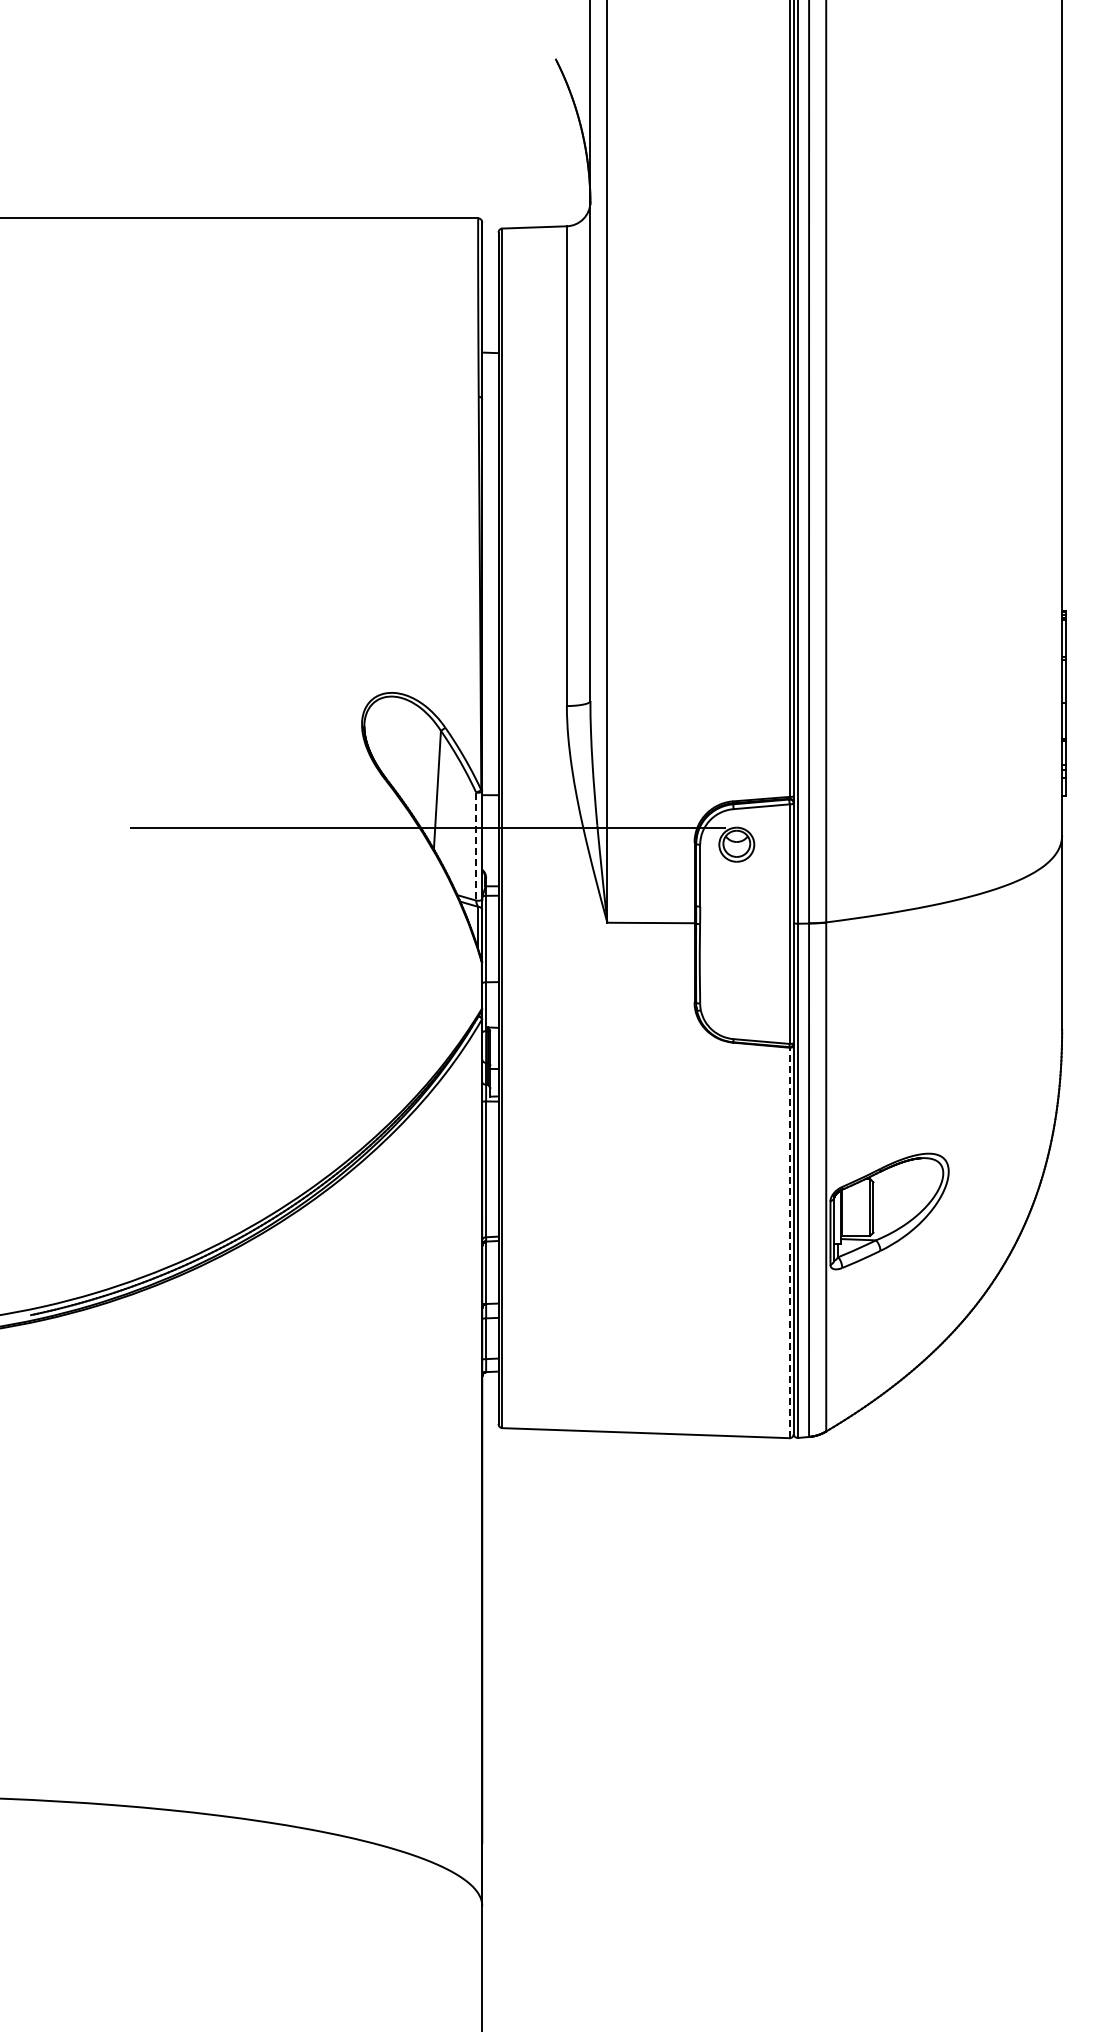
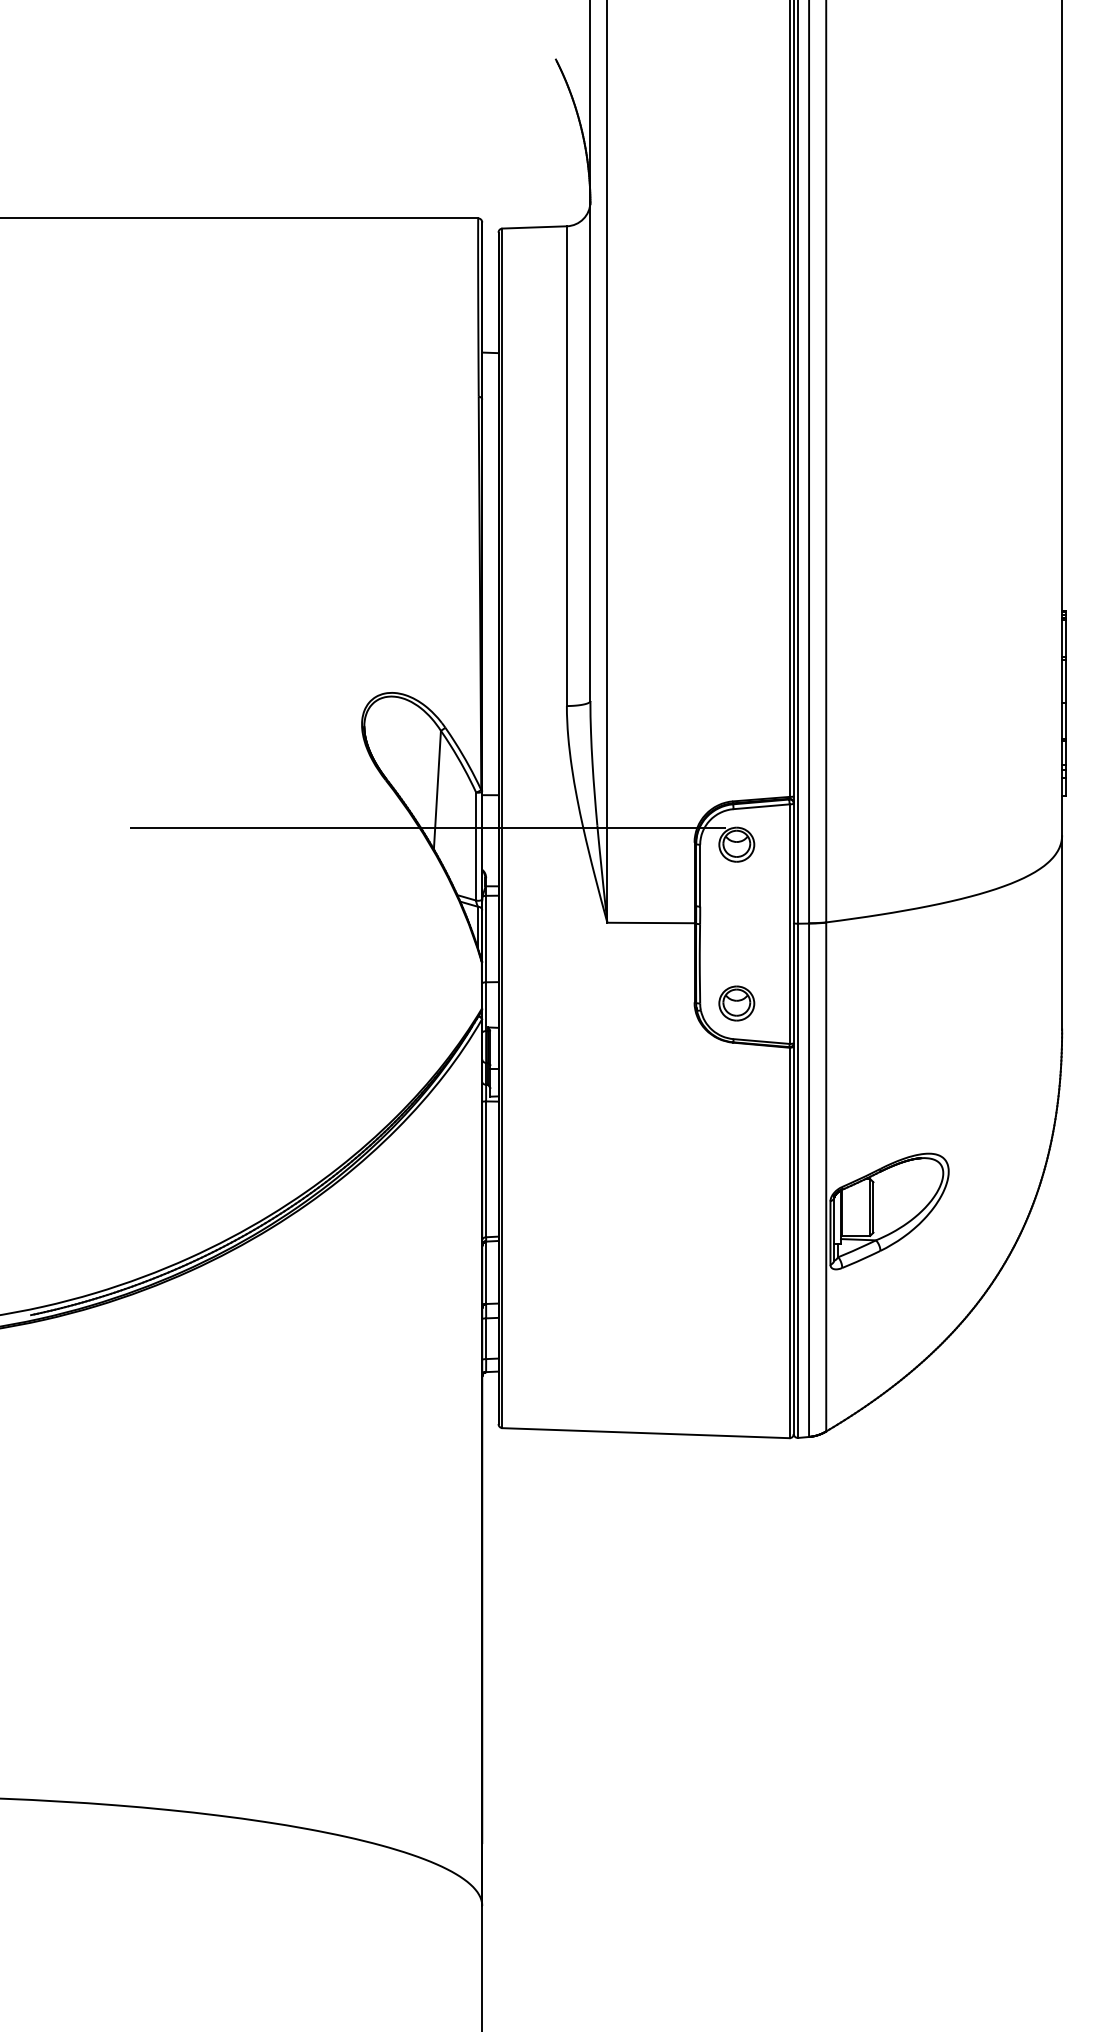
line: dashed -> solid (476, 847)
part: none -> present (736, 1003)
line: dashed -> solid (789, 1242)
